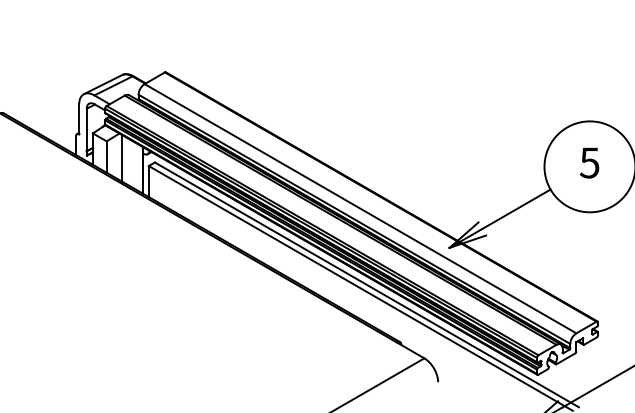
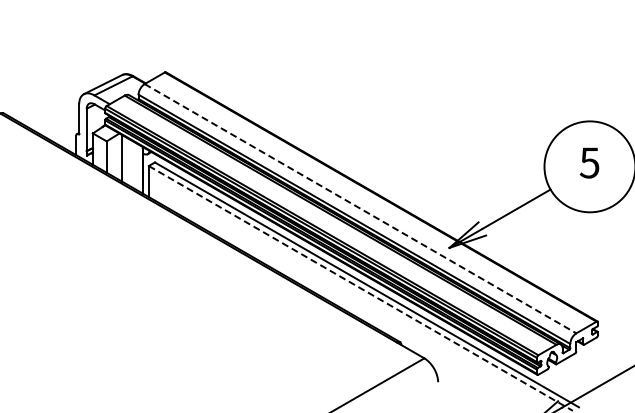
line: solid -> dashed (360, 208)
line: solid -> dashed (360, 288)
